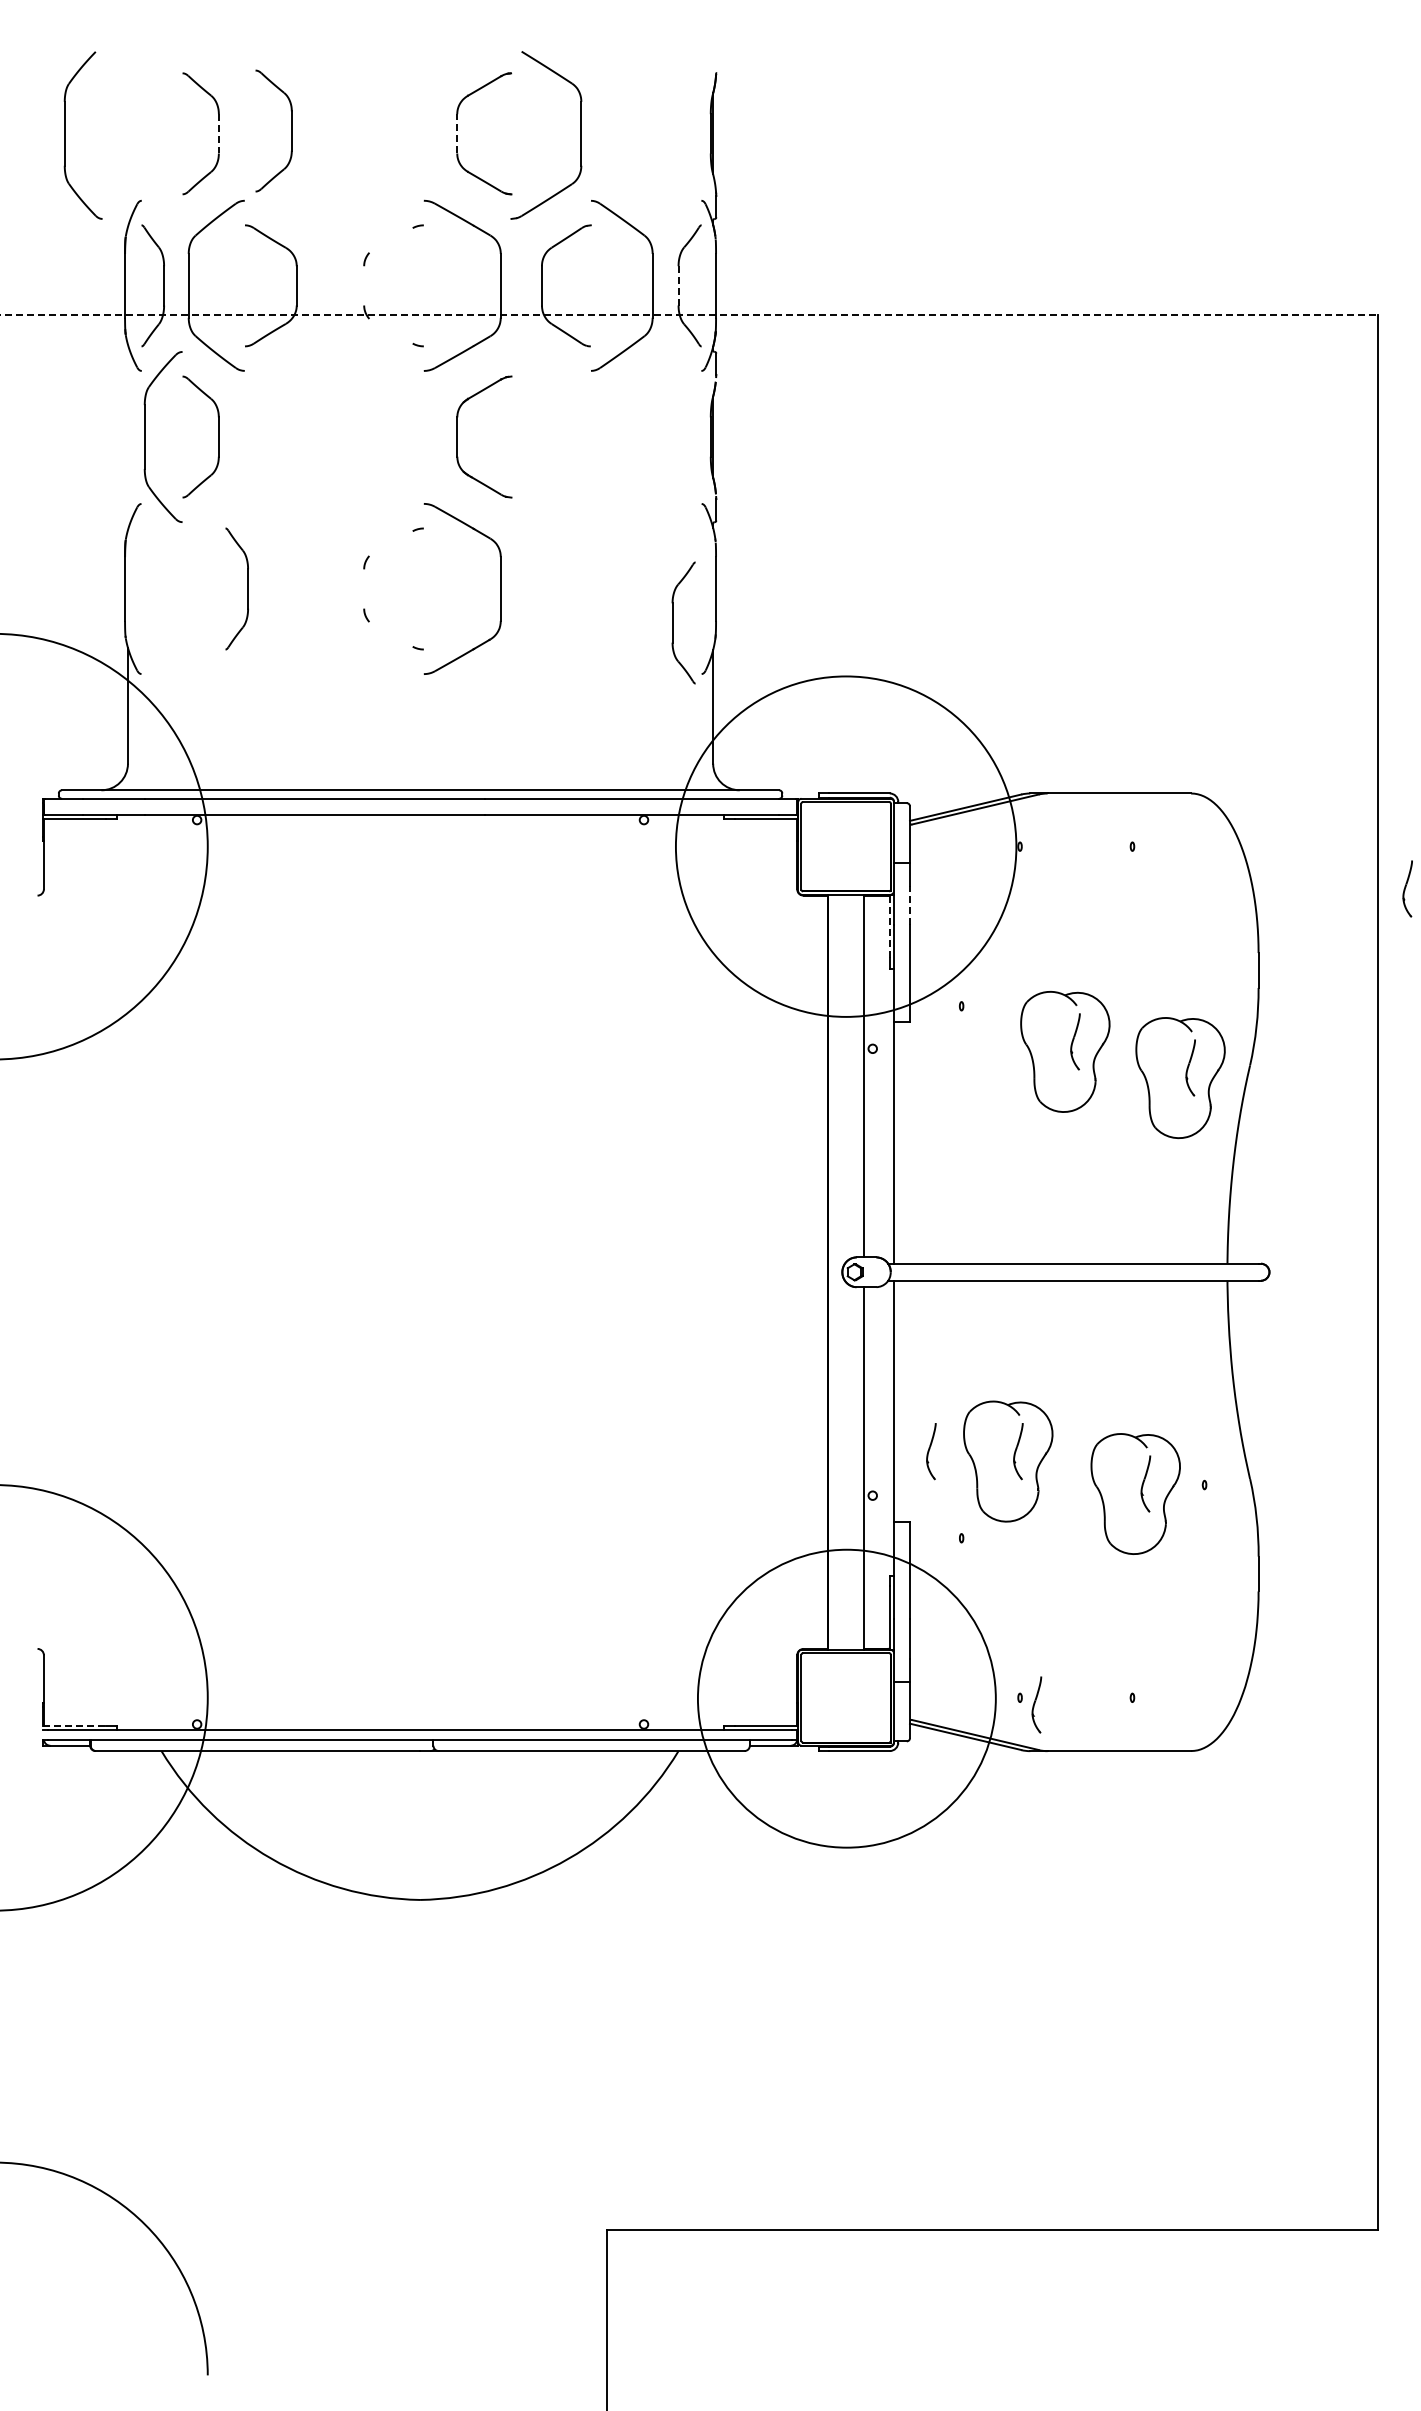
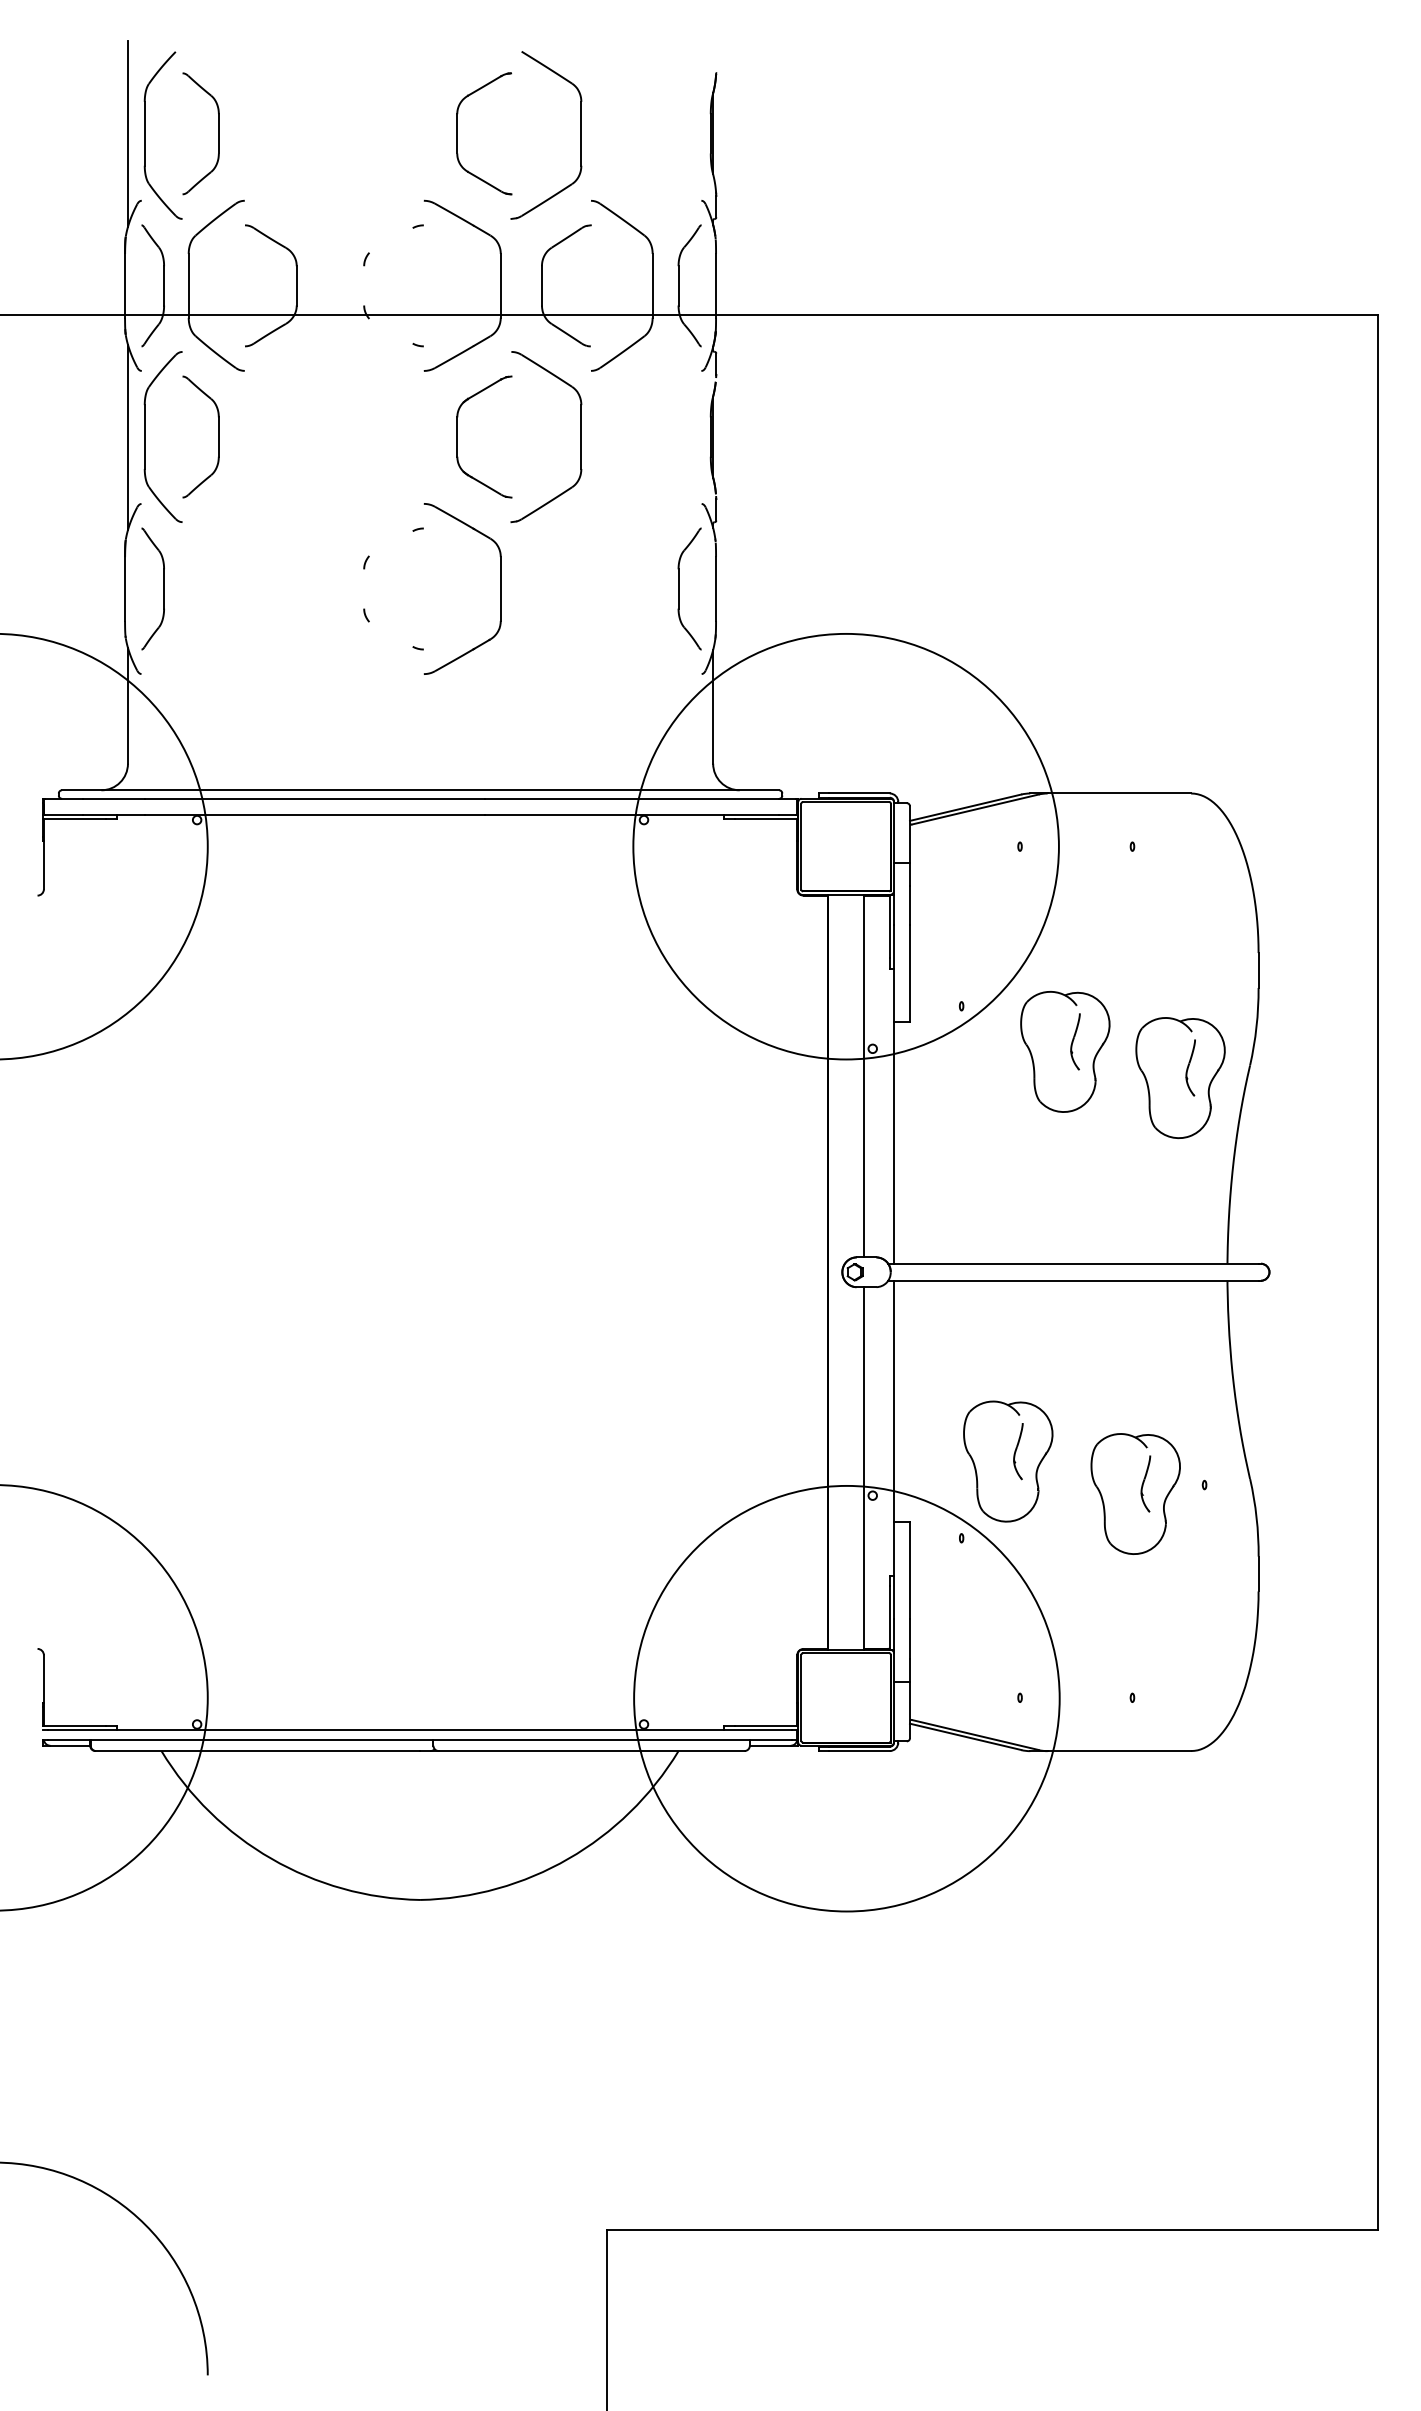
part: present -> none (291, 130)
line: none -> present (127, 133)
line: dashed -> solid (218, 133)
line: dashed -> solid (457, 133)
part position: (65, 135) -> (145, 135) (145, 135)
line: dashed -> solid (678, 285)
line: dashed -> solid (689, 314)
line: none -> present (127, 437)
part: none -> present (580, 437)
part position: (247, 588) -> (163, 588) (163, 588)
part position: (673, 622) -> (679, 588) (679, 588)
circle diameter: 340 px -> 426 px (845, 846)
part: present -> none (1407, 888)
line: dashed -> solid (909, 905)
line: dashed -> solid (889, 926)
part: present -> none (931, 1451)
circle diameter: 298 px -> 426 px (846, 1698)
part: present -> none (1036, 1704)
line: dashed -> solid (74, 1725)
